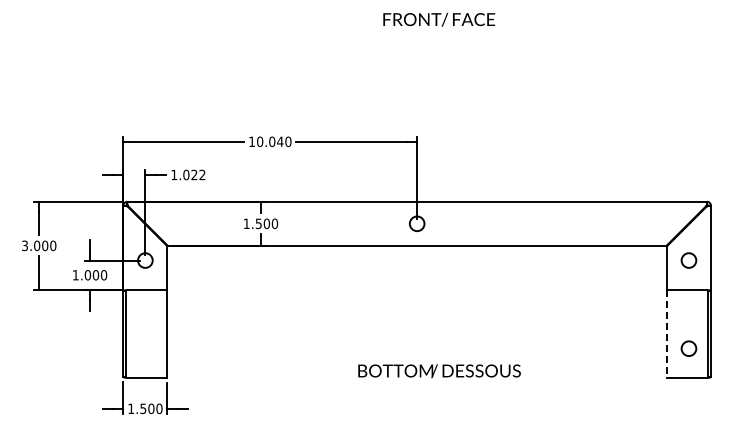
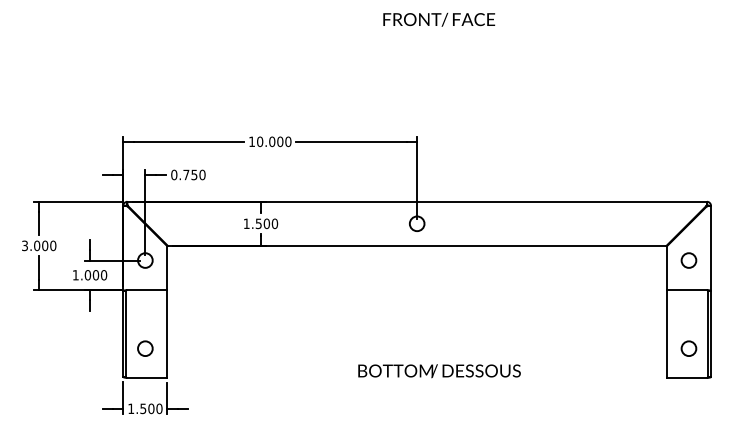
text: 10.040 -> 10.000 (280, 141)
text: 1.022 -> 0.750 (188, 174)
line: dashed -> solid (666, 334)
circle: none -> present (145, 348)
